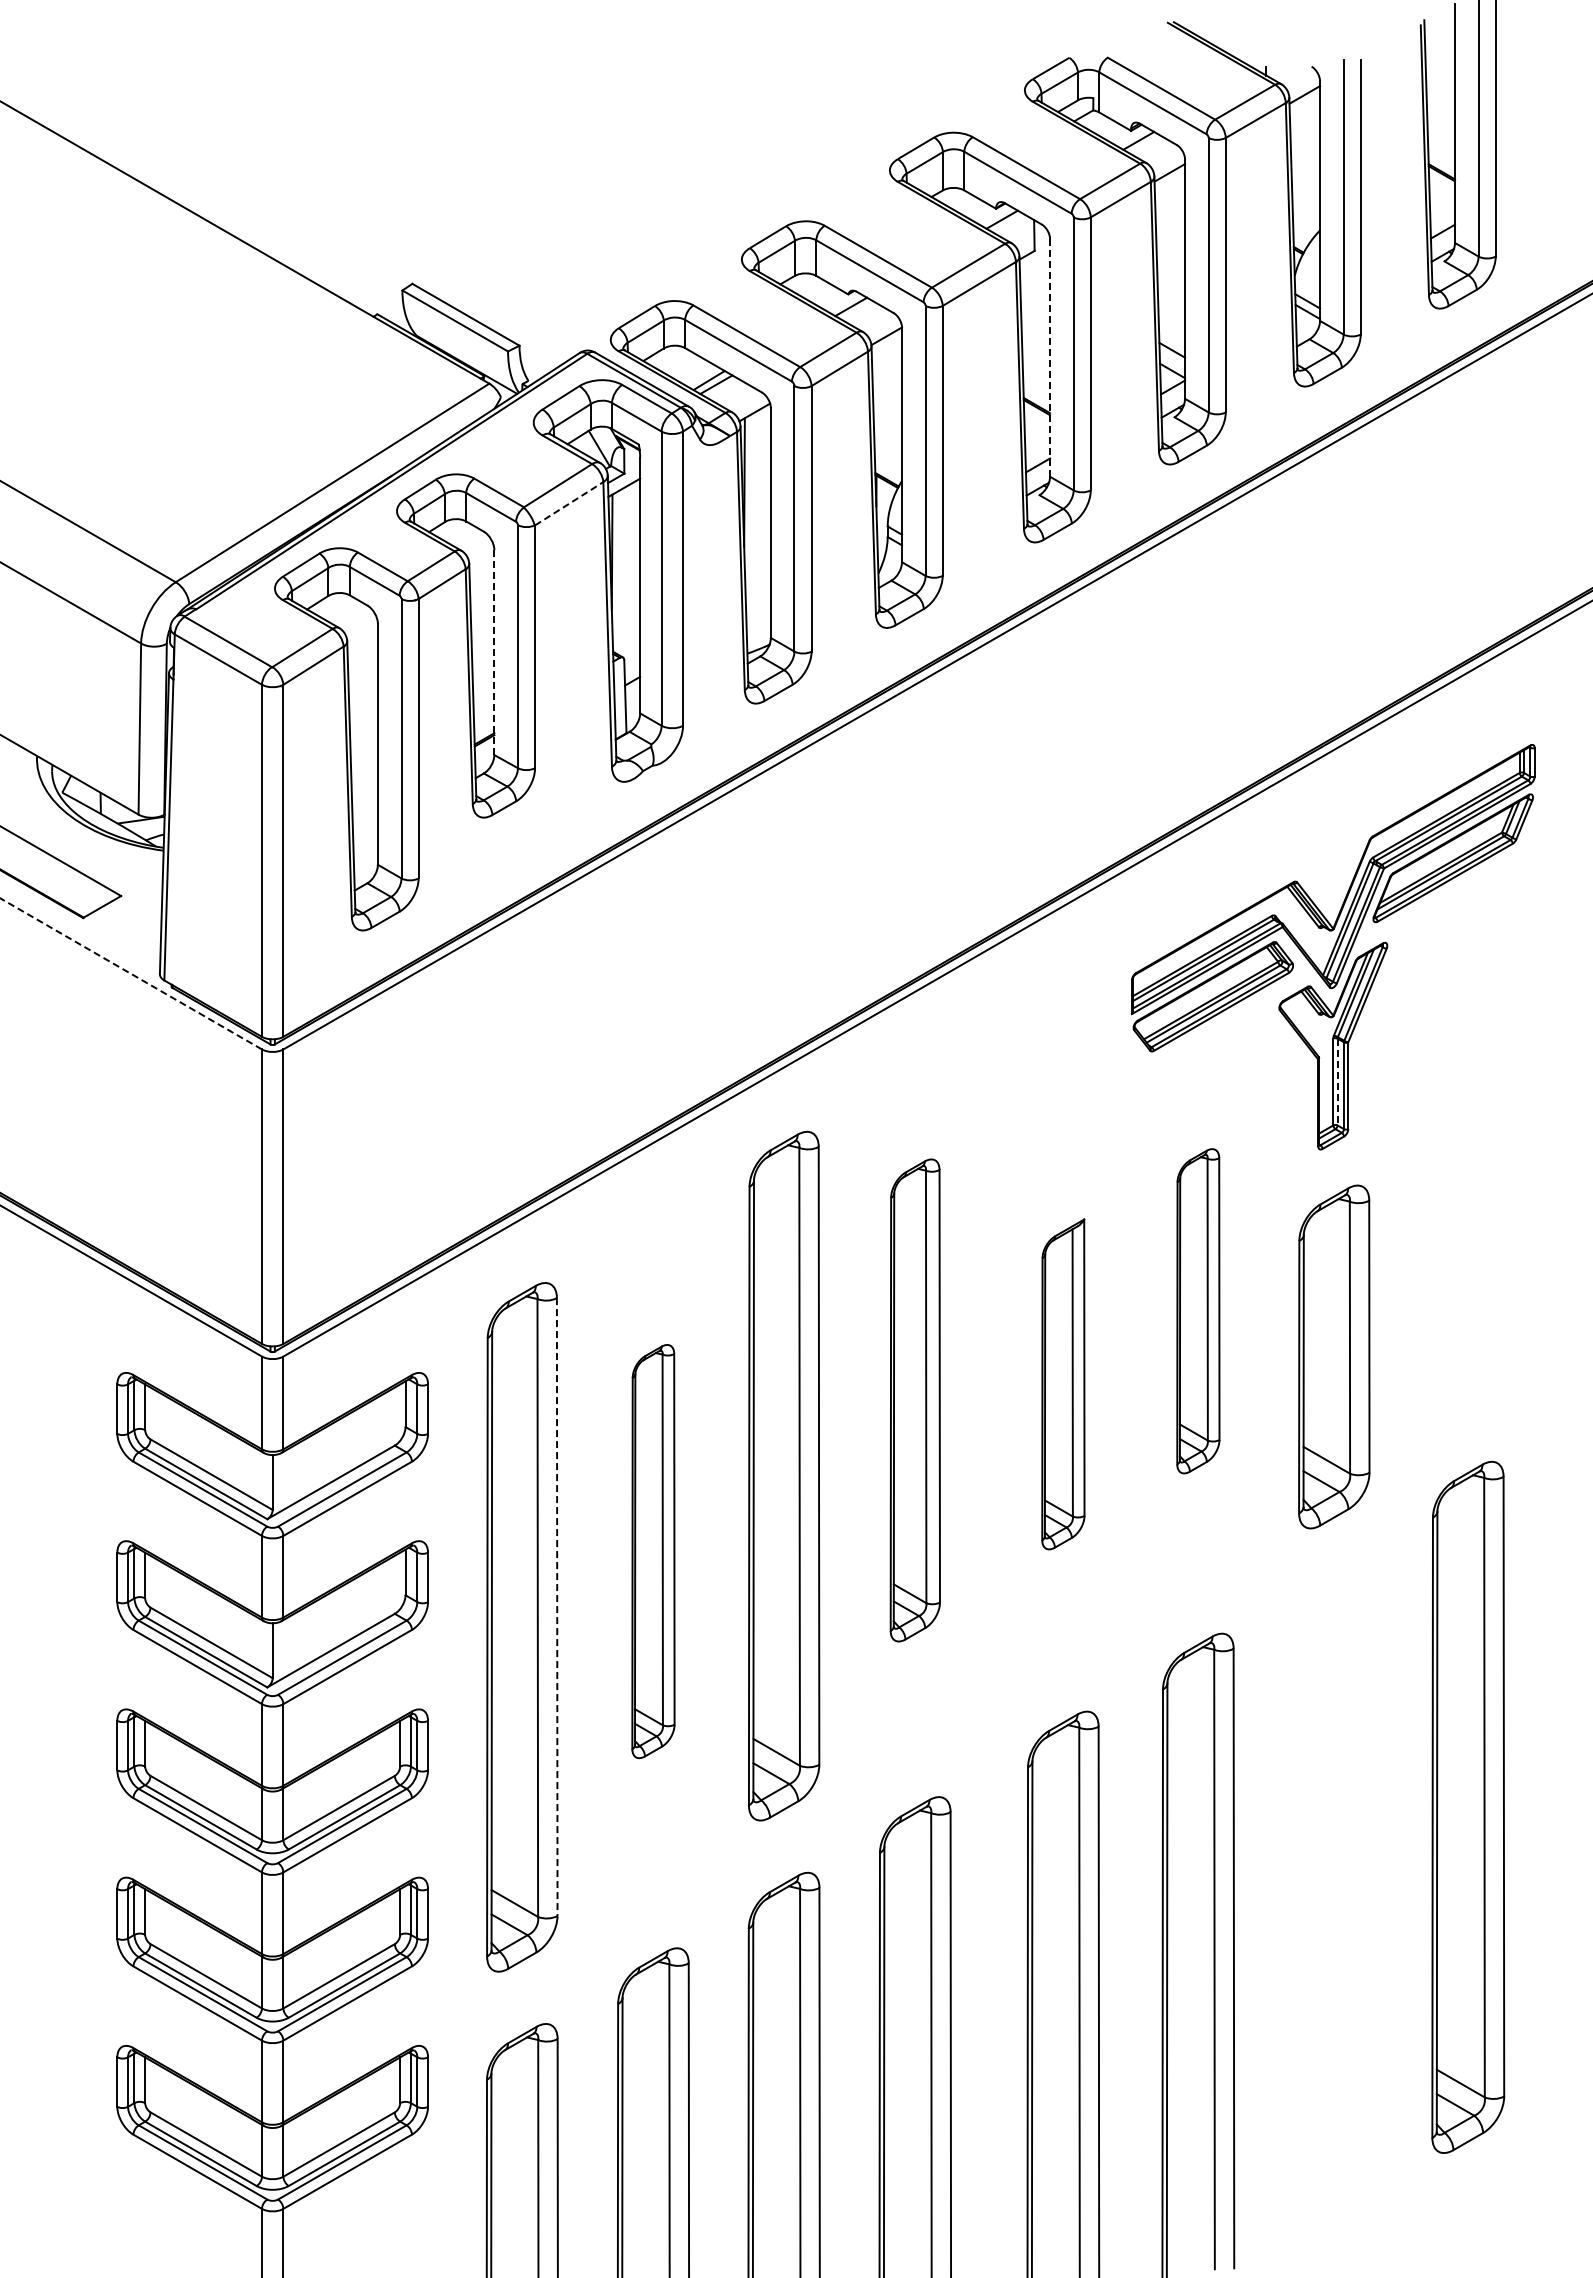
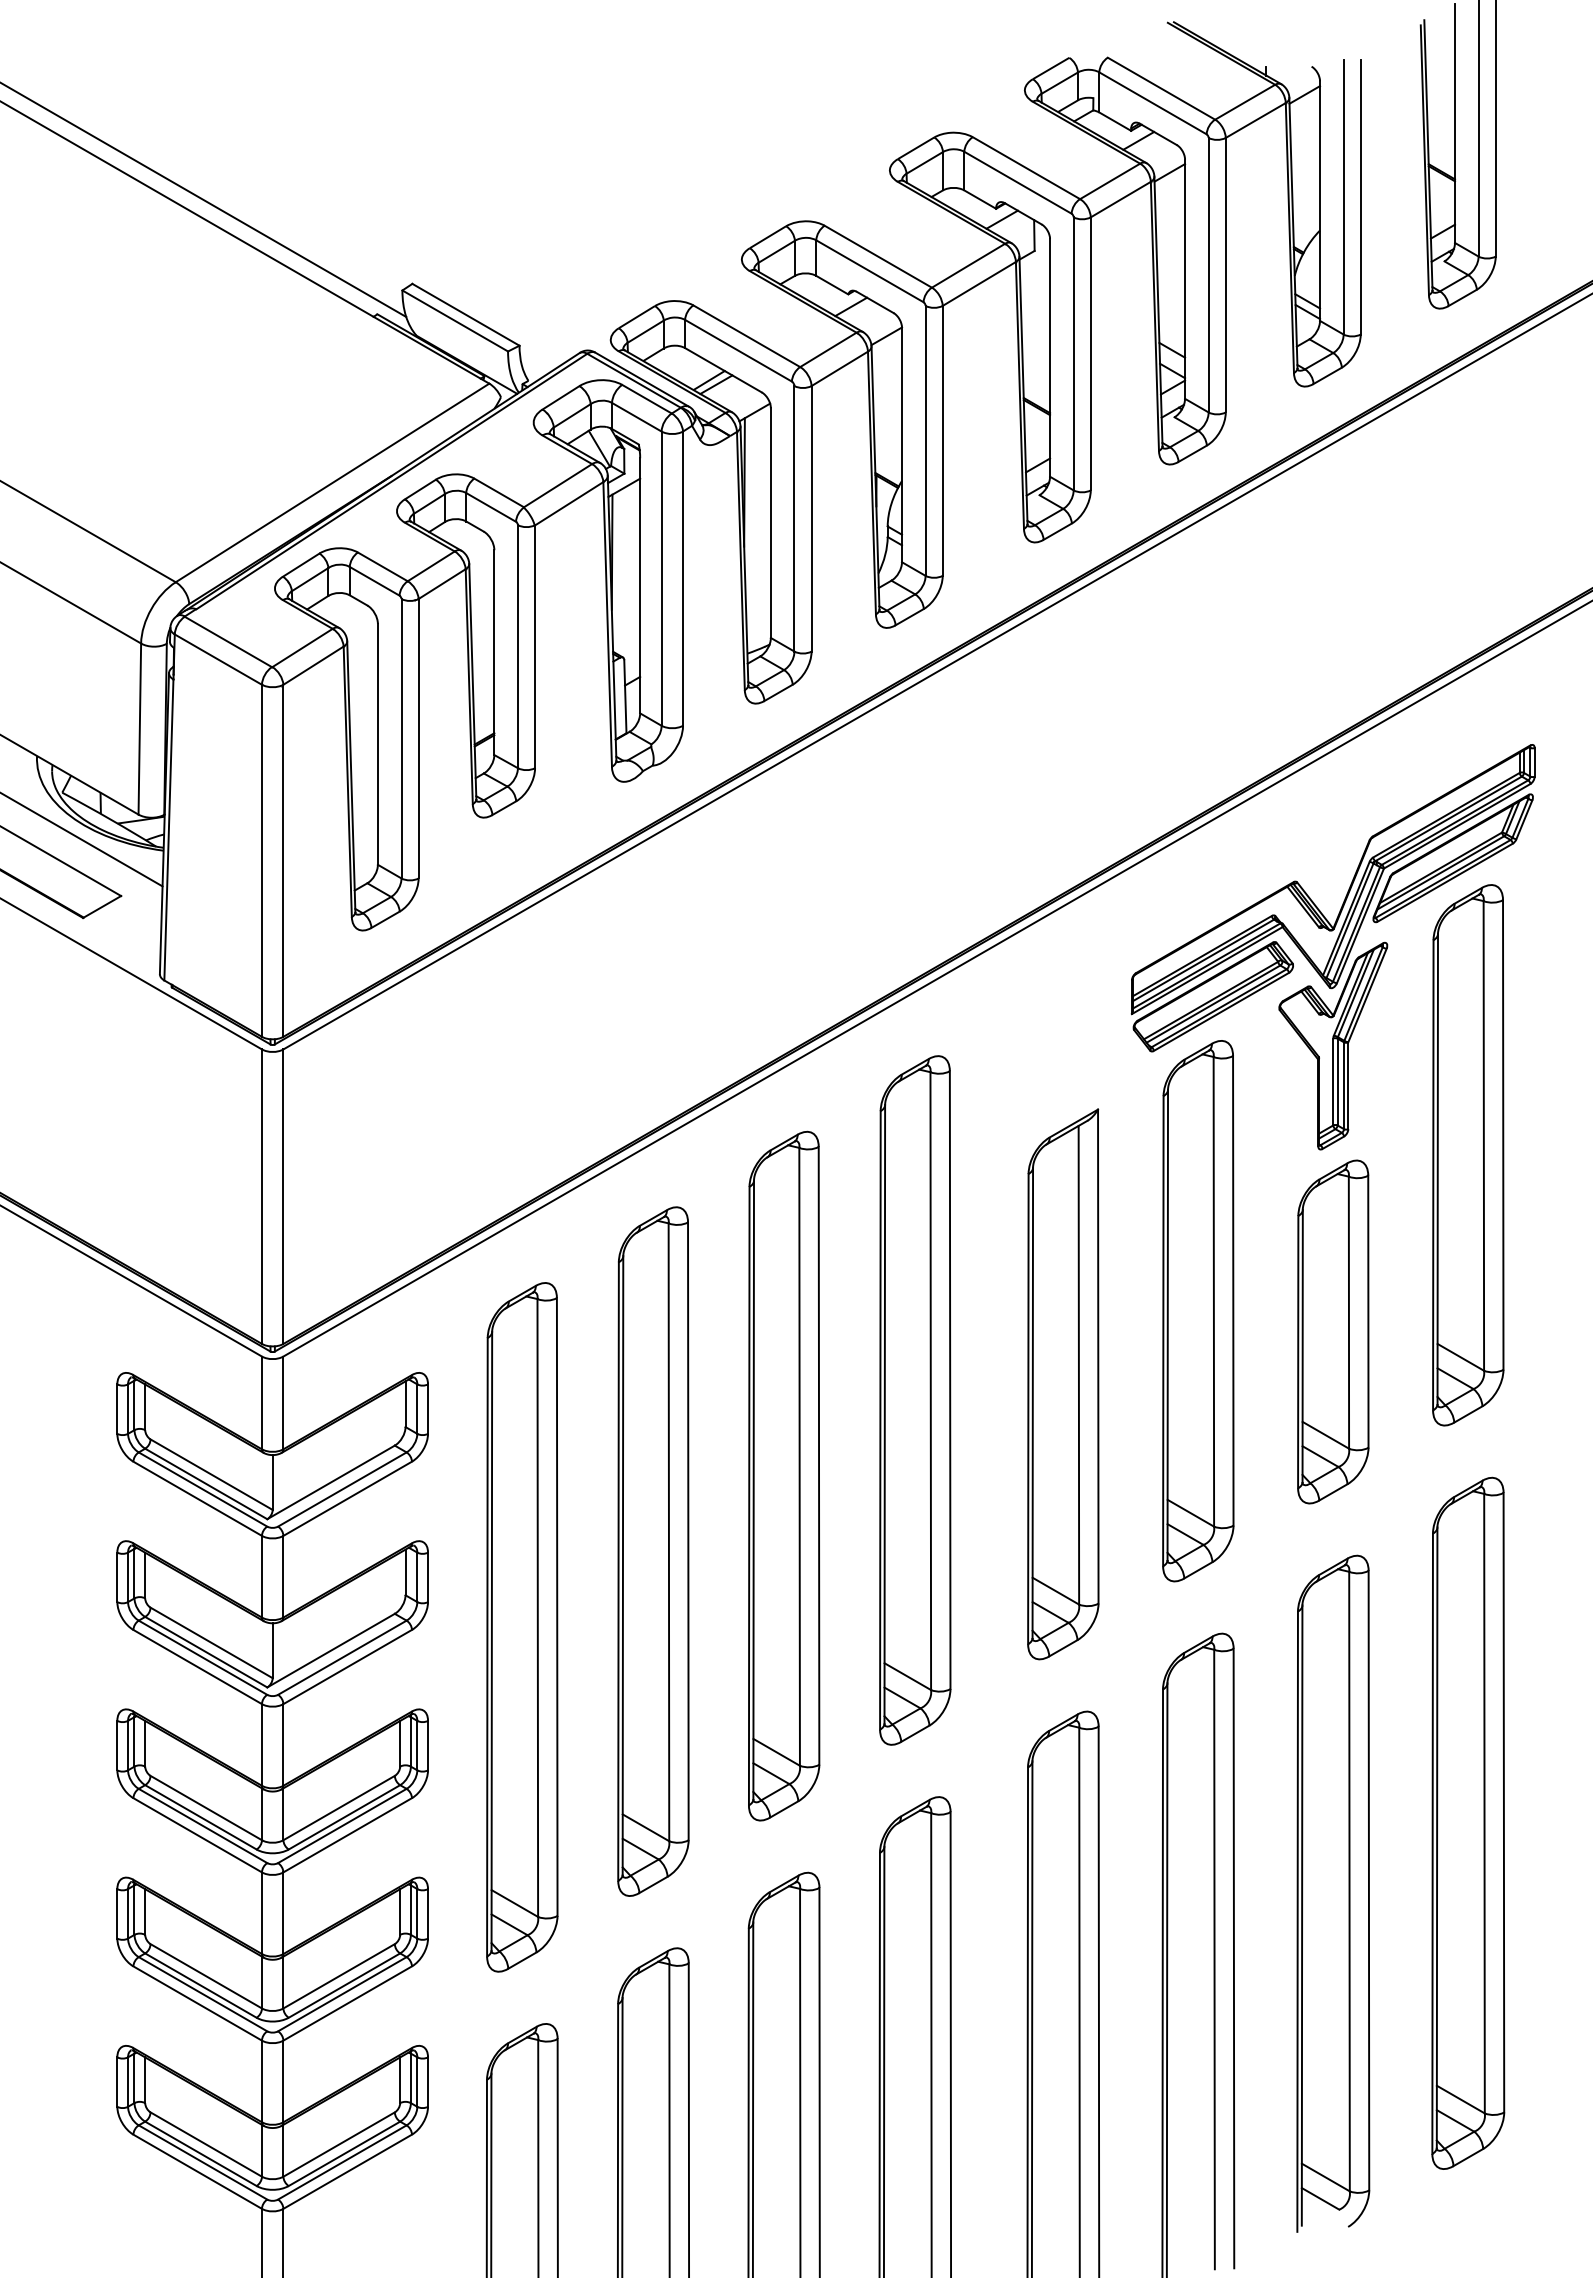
line: none -> present (204, 199)
line: dashed -> solid (1050, 357)
line: dashed -> solid (569, 503)
line: dashed -> solid (494, 652)
line: none -> present (82, 839)
line: dashed -> solid (130, 973)
line: dashed -> solid (1337, 1082)
part: none -> present (1468, 1155)
part size: 45x327 px -> 73x543 px (1198, 1311)
part position: (1334, 1356) -> (1333, 1331) (1333, 1331)
part size: 45x333 px -> 73x553 px (1063, 1384)
part size: 52x485 px -> 73x691 px (915, 1400)
part size: 45x416 px -> 73x691 px (653, 1551)
line: dashed -> solid (557, 1607)
part position: (1468, 1806) -> (1468, 1822) (1468, 1822)
part: none -> present (1333, 1893)
